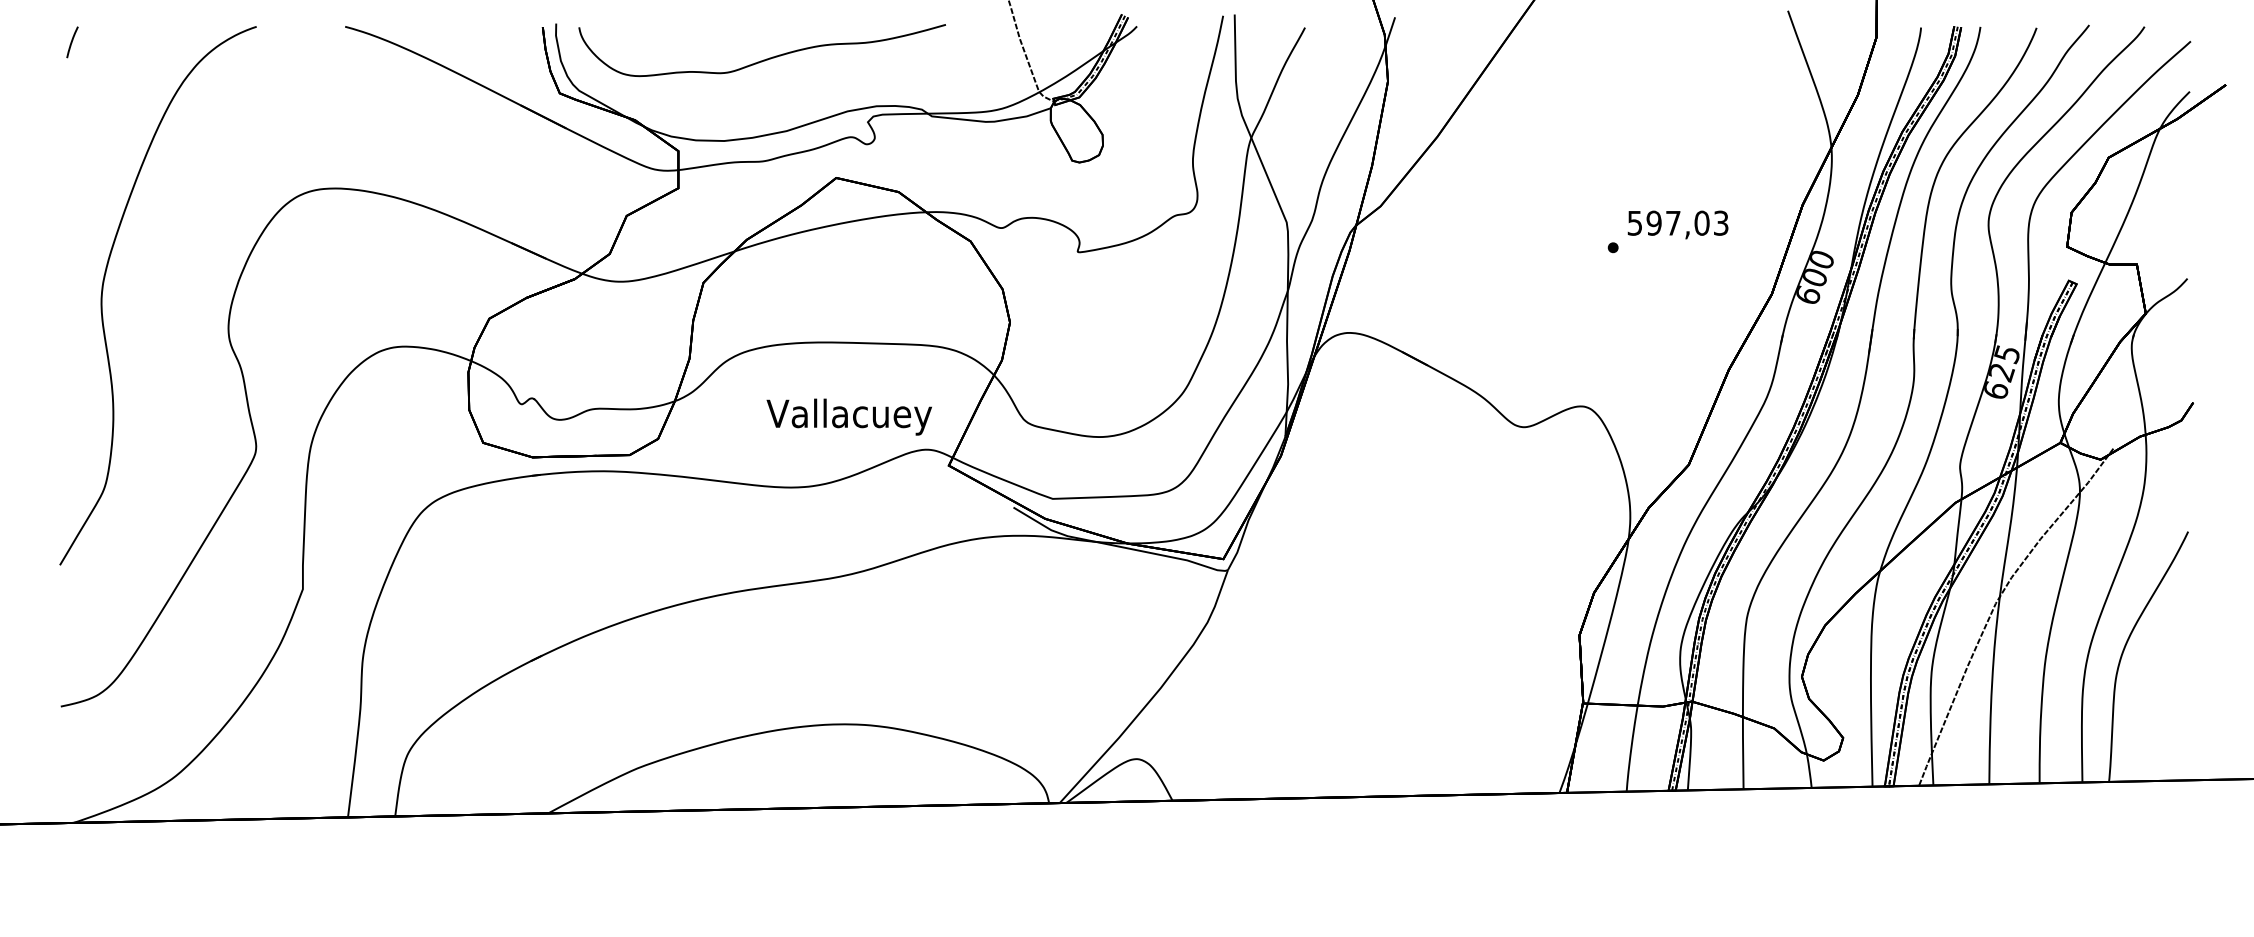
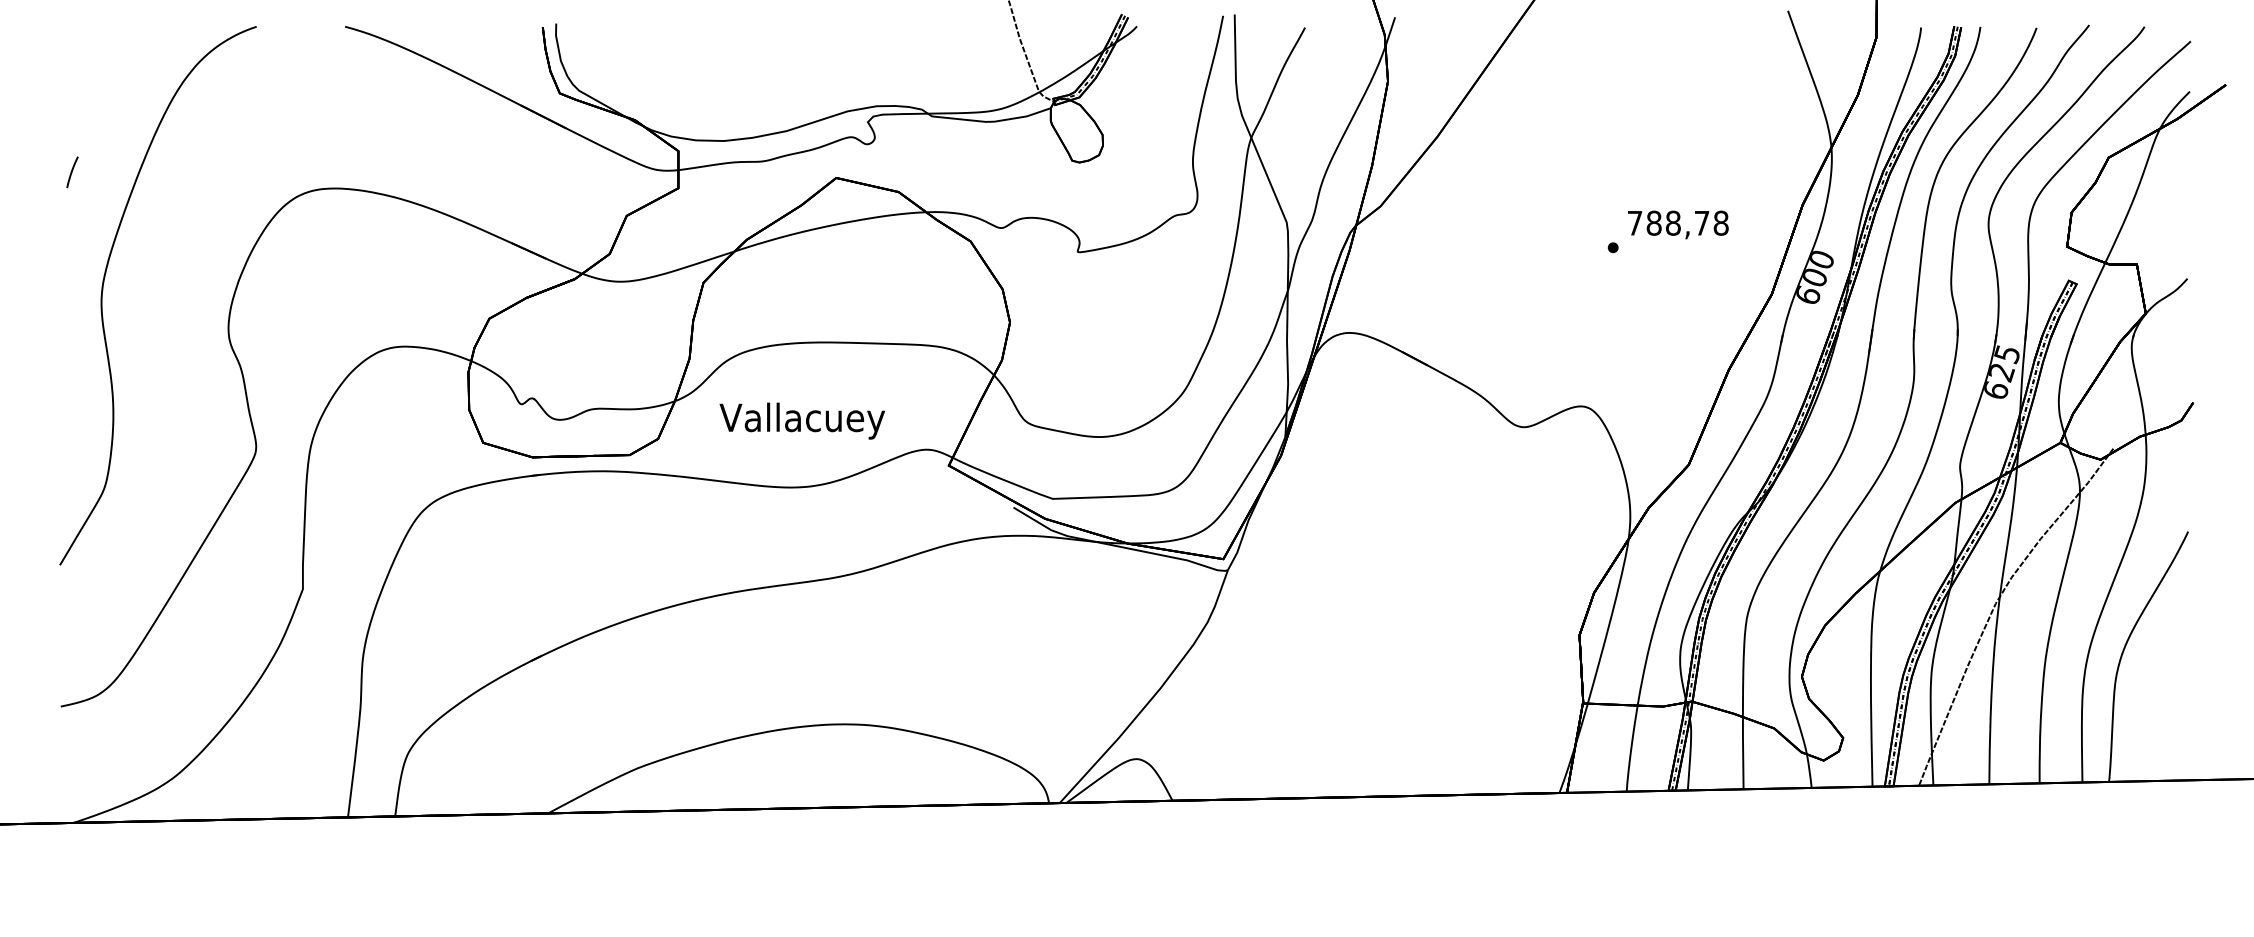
curve position: (72, 42) -> (72, 172) (72, 172)
curve: present -> none (763, 59)
text: 597,03 -> 788,78 (1677, 222)
text position: (848, 416) -> (801, 420) (801, 420)
